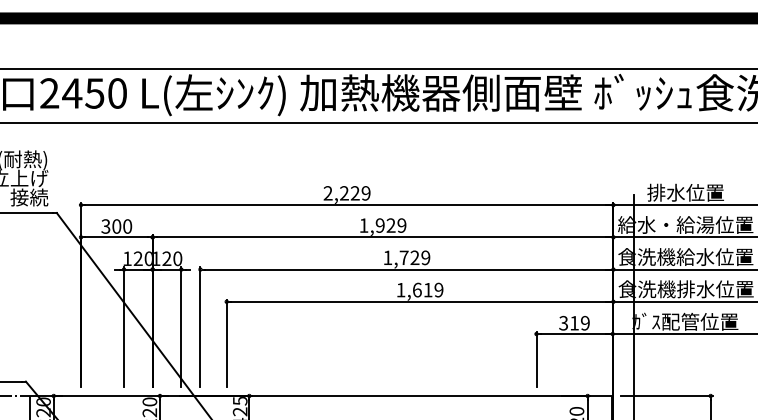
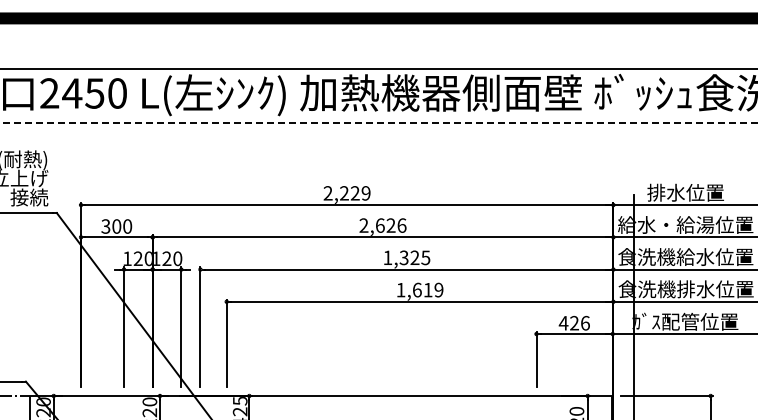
line: solid -> dashed (379, 122)
text: 1,929 -> 2,626 (382, 225)
text: 1,729 -> 1,325 (414, 257)
text: 319 -> 426 (573, 322)
